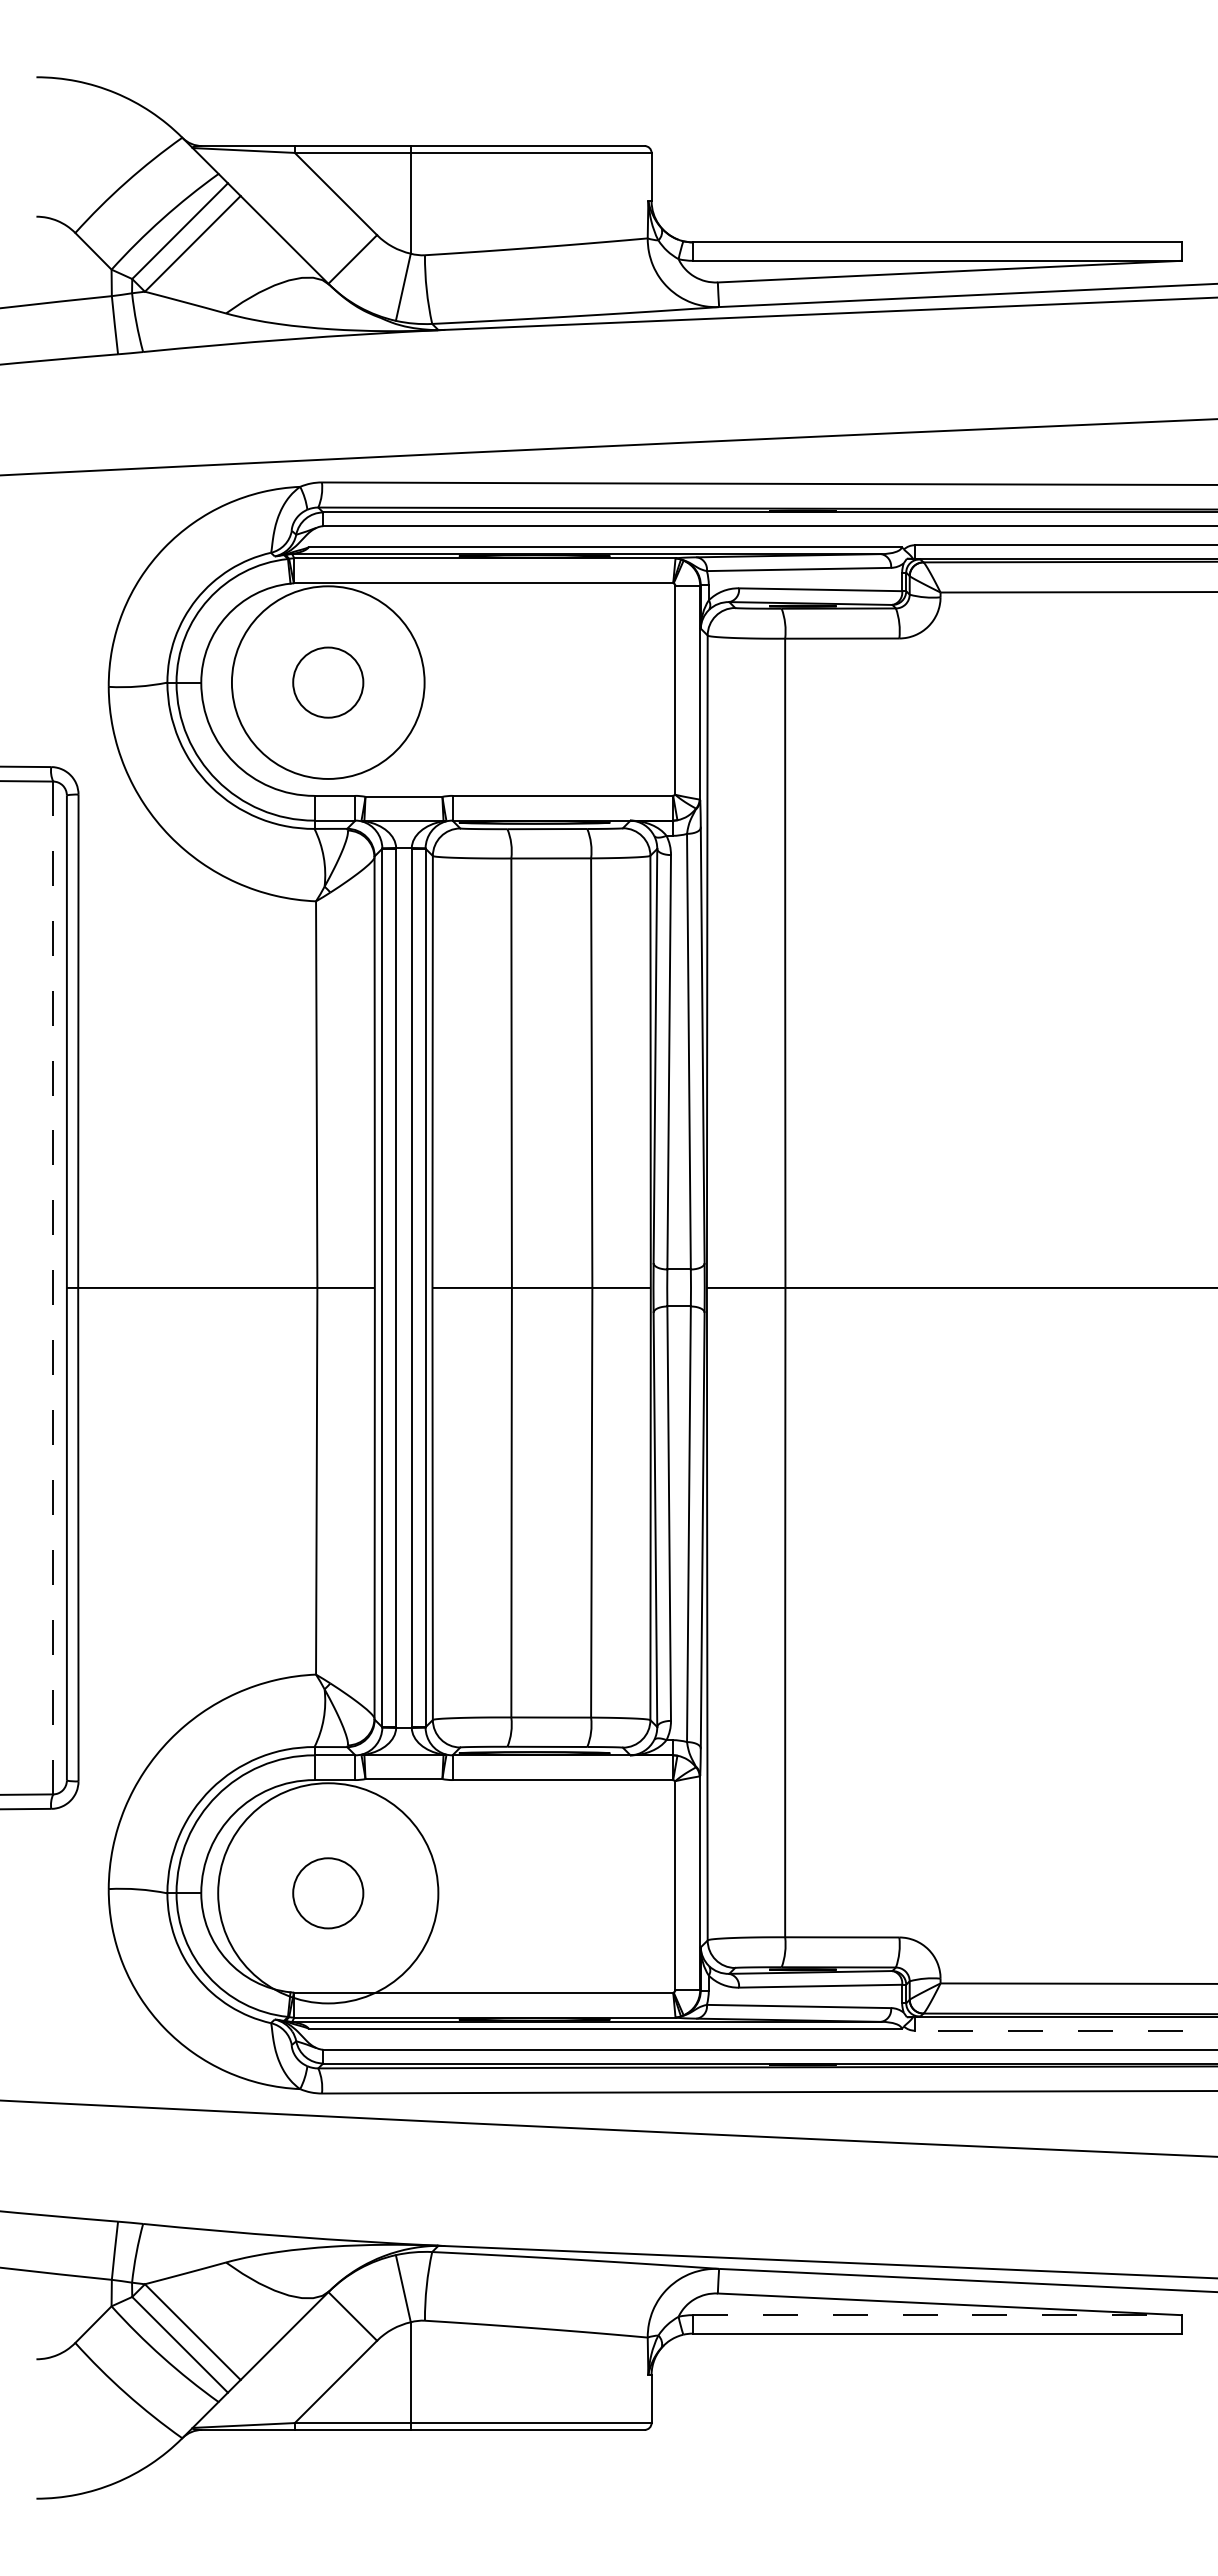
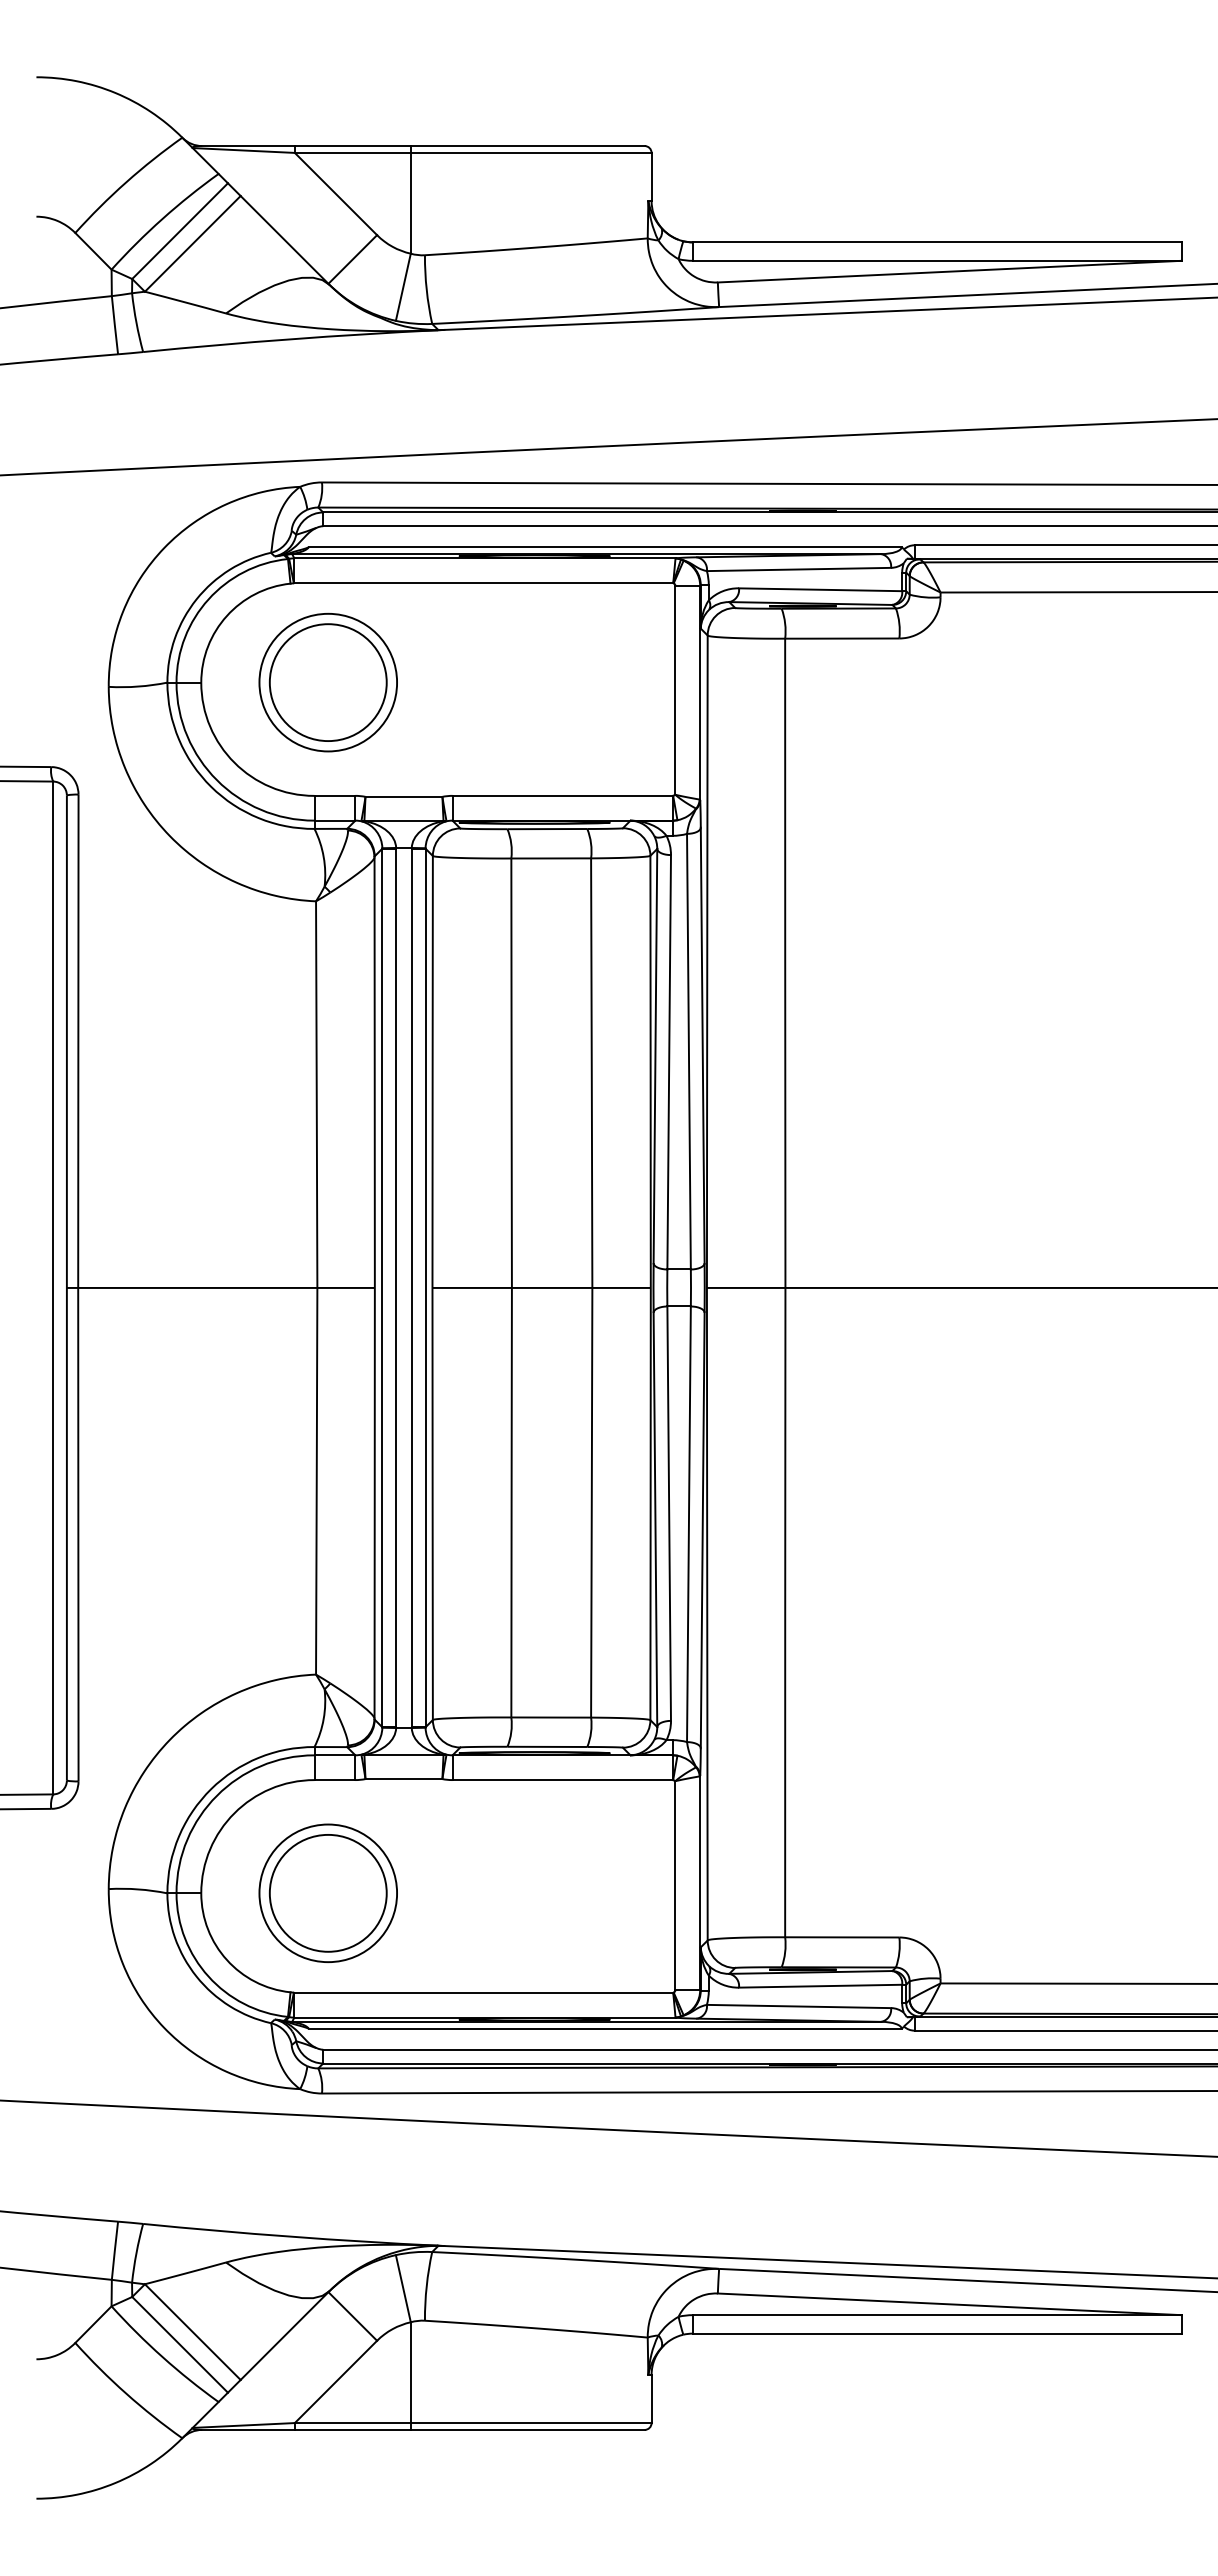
circle diameter: 193 px -> 138 px (328, 682)
circle diameter: 70 px -> 117 px (327, 682)
line: dashed -> solid (53, 1287)
circle diameter: 220 px -> 138 px (328, 1893)
circle diameter: 70 px -> 117 px (327, 1892)
line: dashed -> solid (1065, 2030)
line: dashed -> solid (937, 2315)
